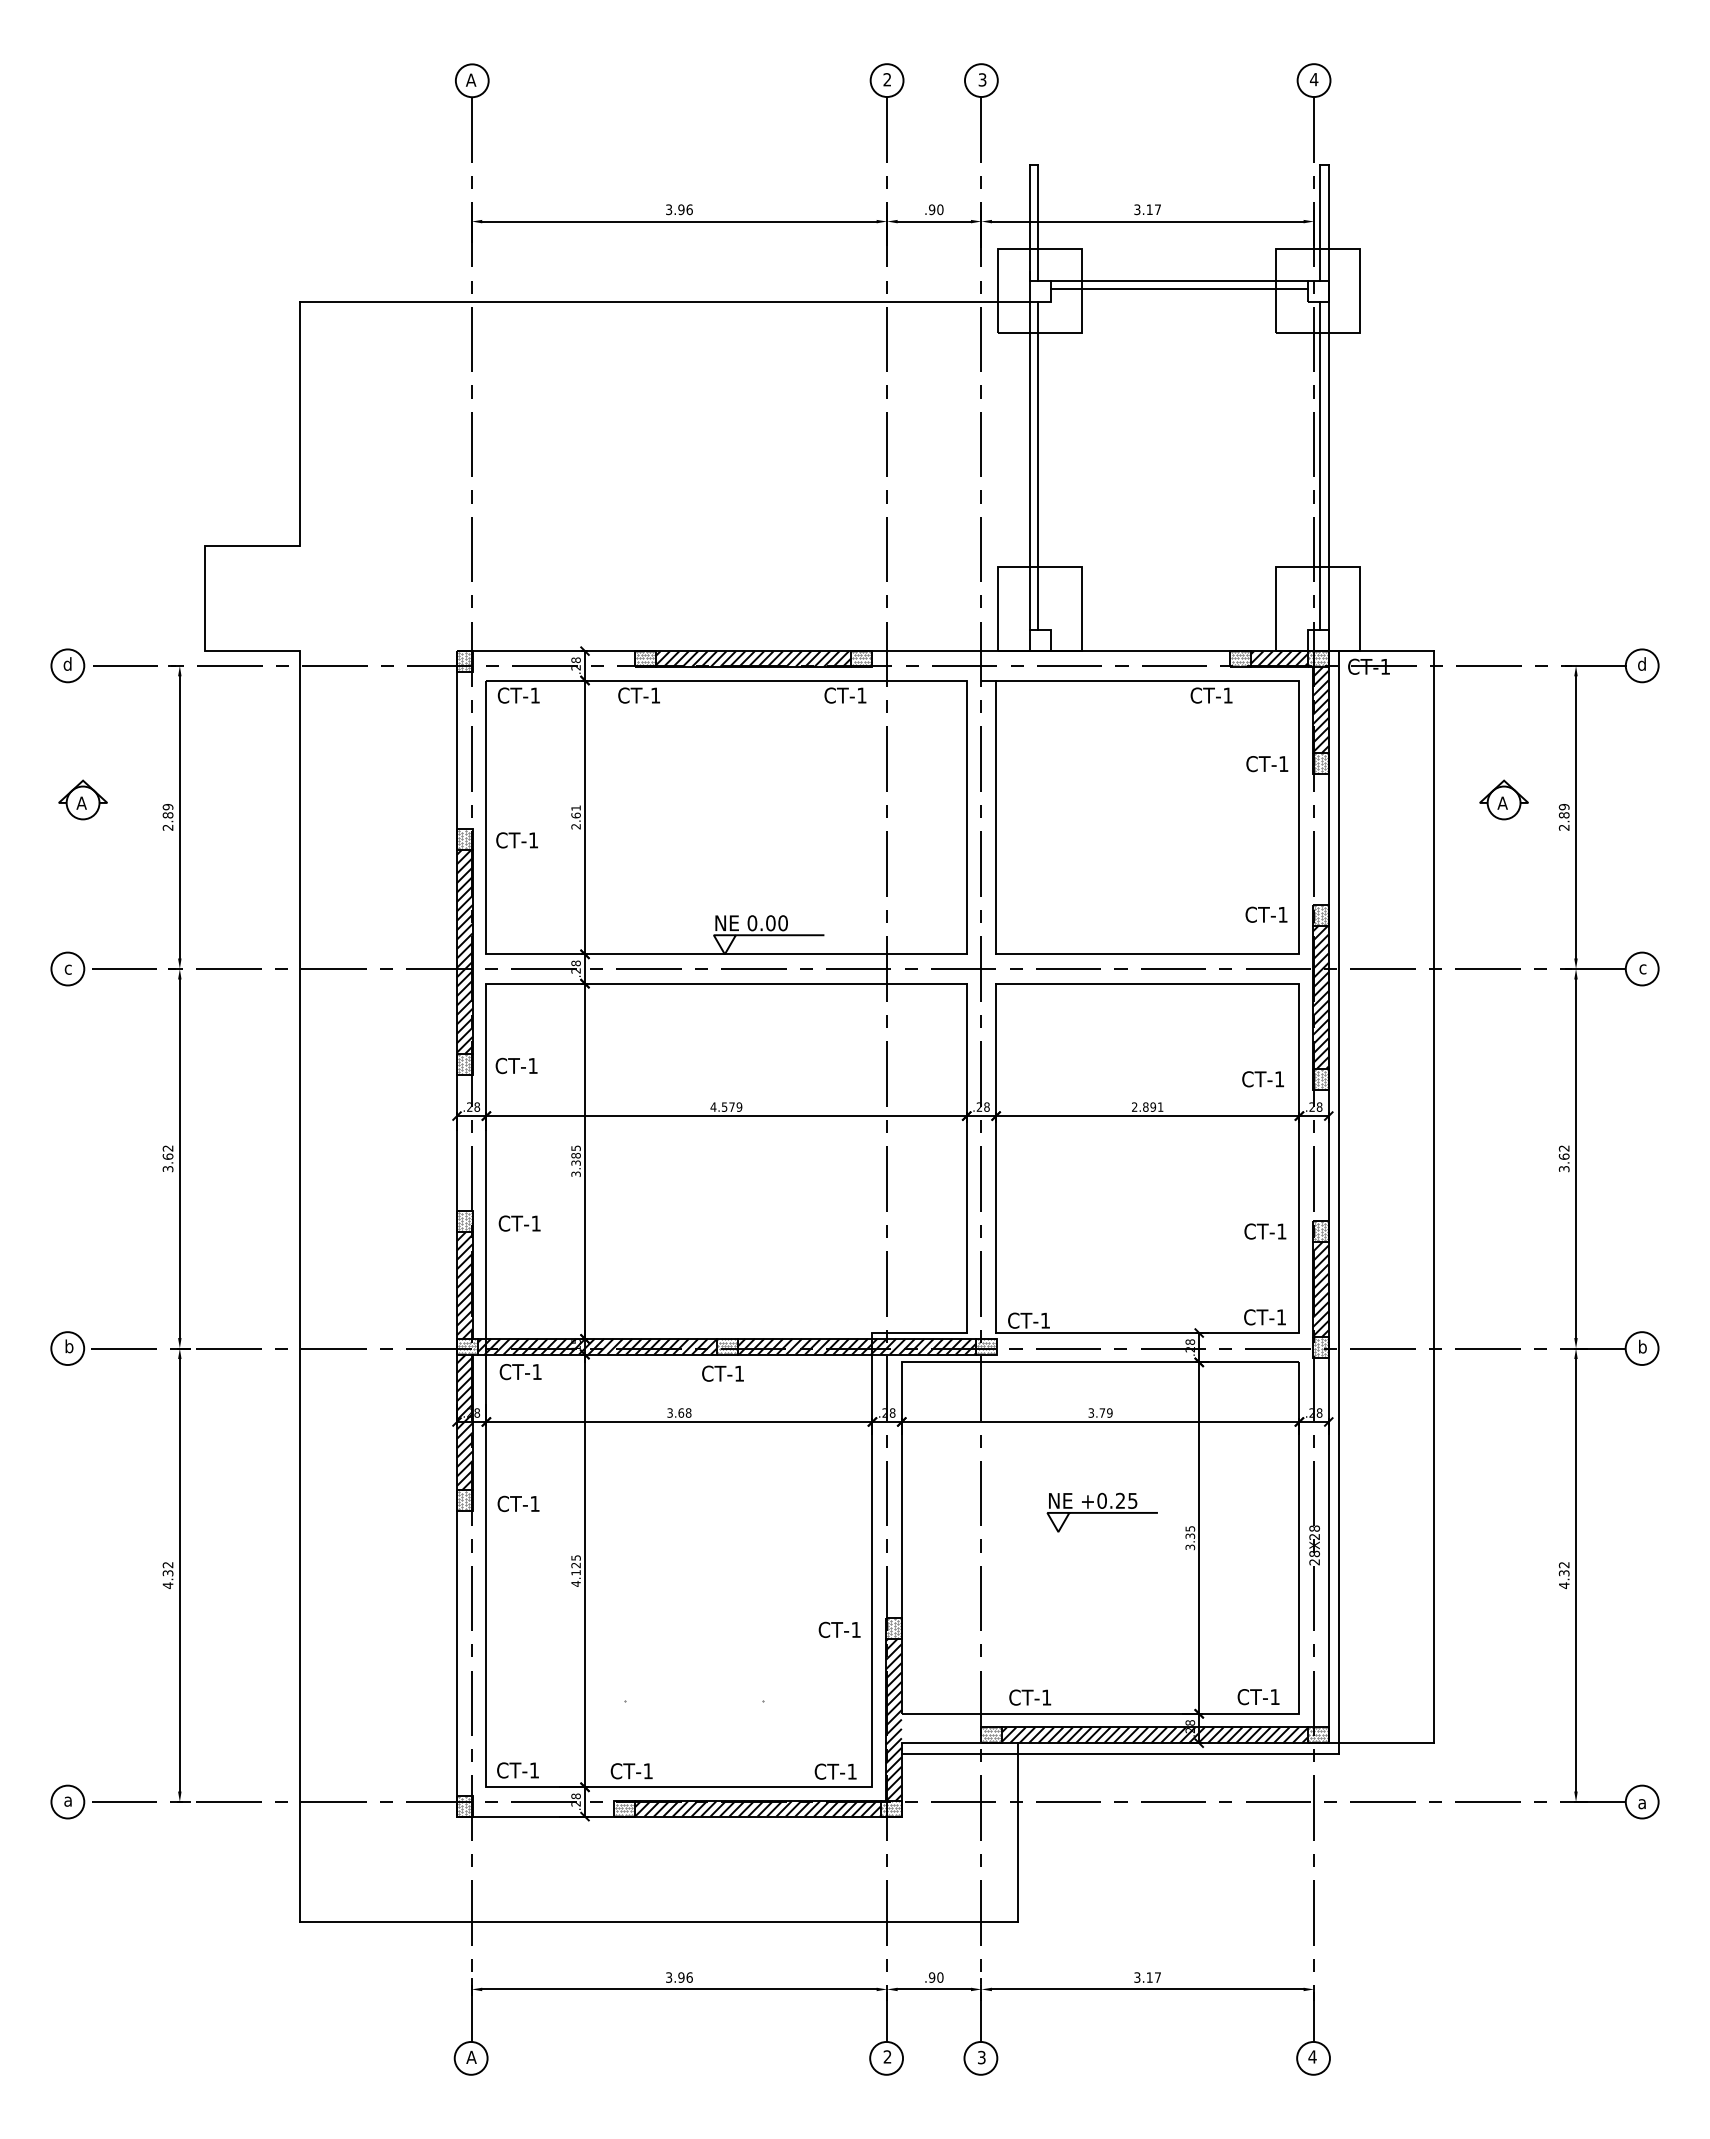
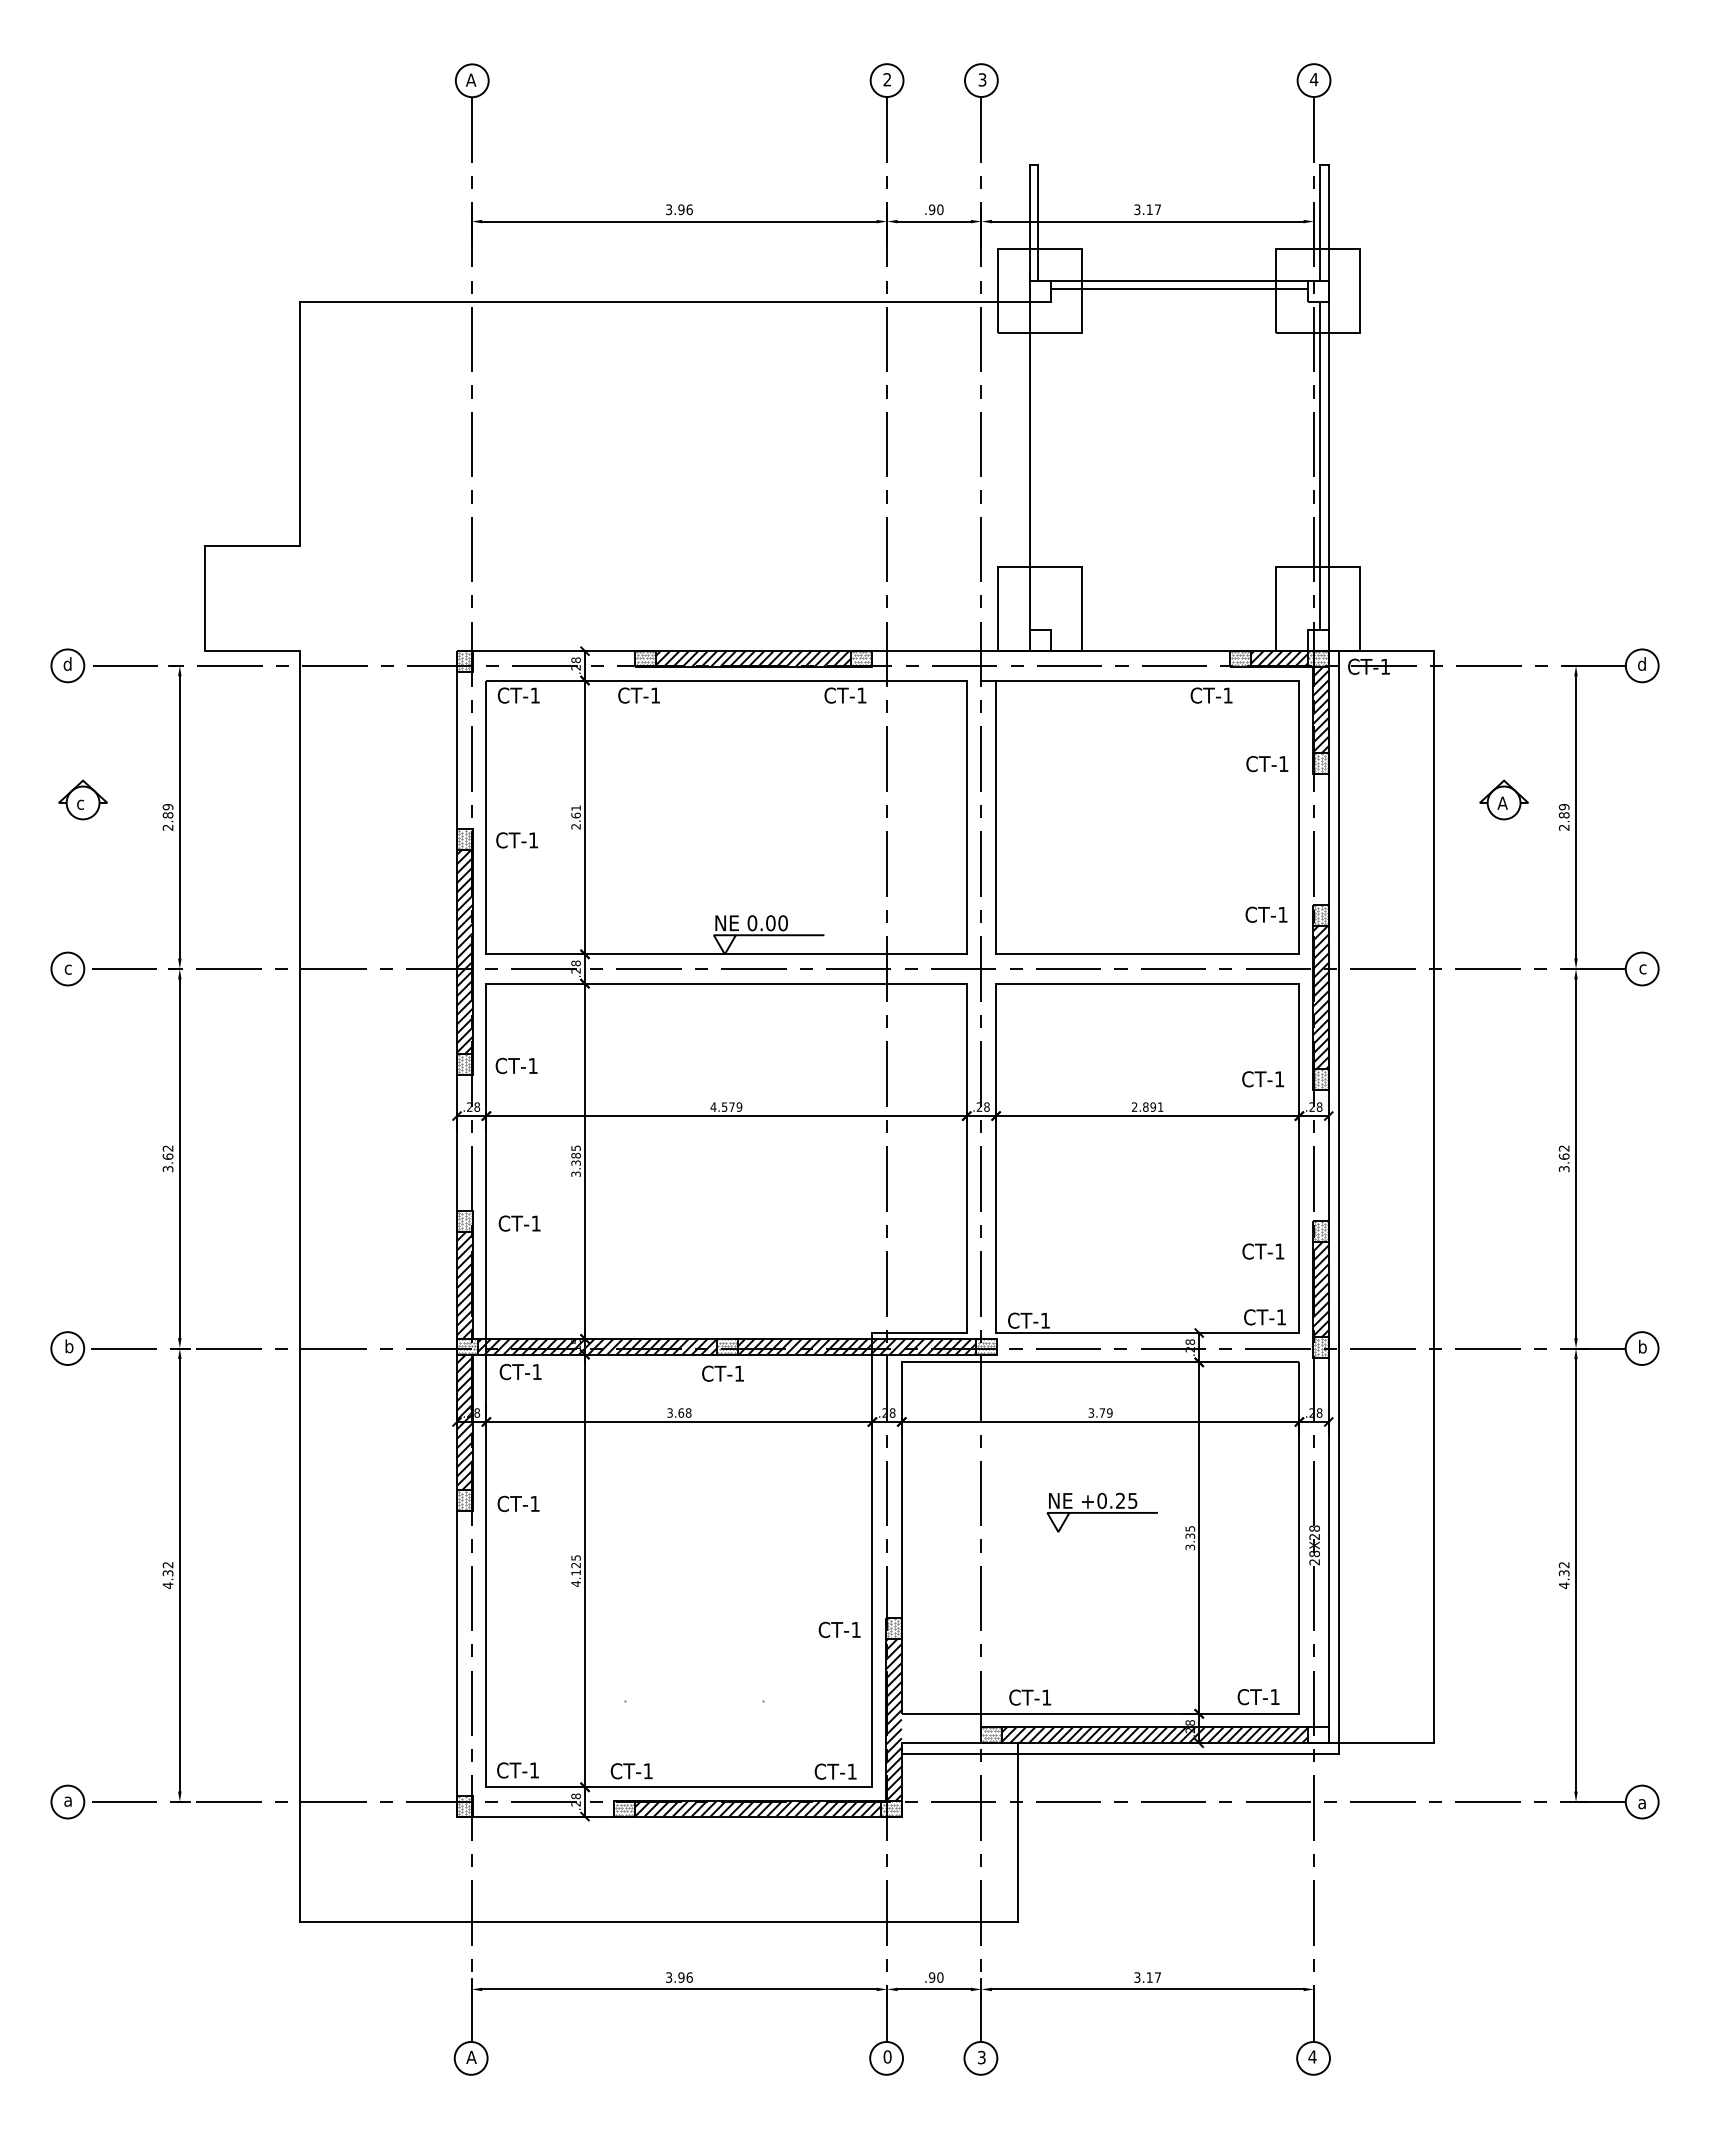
line: present -> none (1038, 465)
text: A -> c (81, 802)
text position: (1265, 1231) -> (1263, 1251) (1263, 1251)
hatch: present -> none (1318, 1734)
text: 2 -> 0 (887, 2056)
